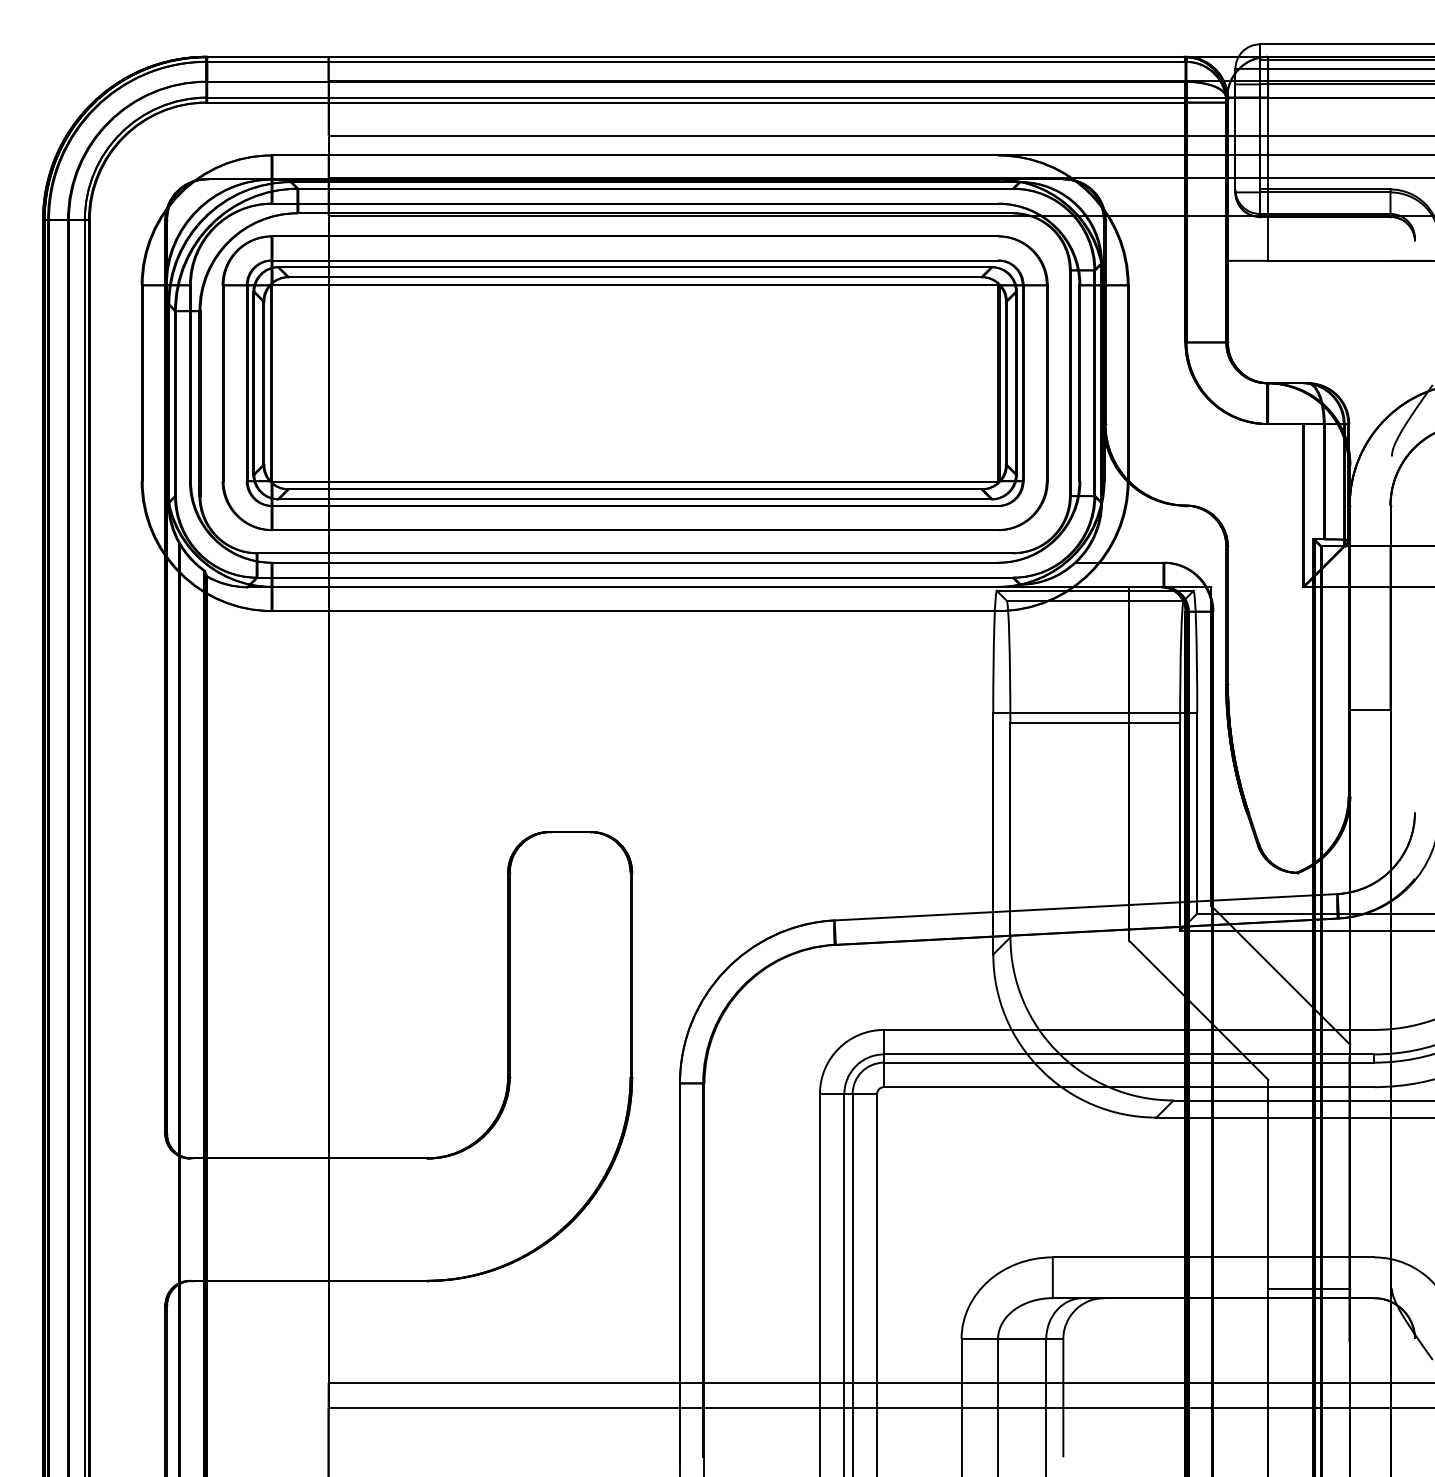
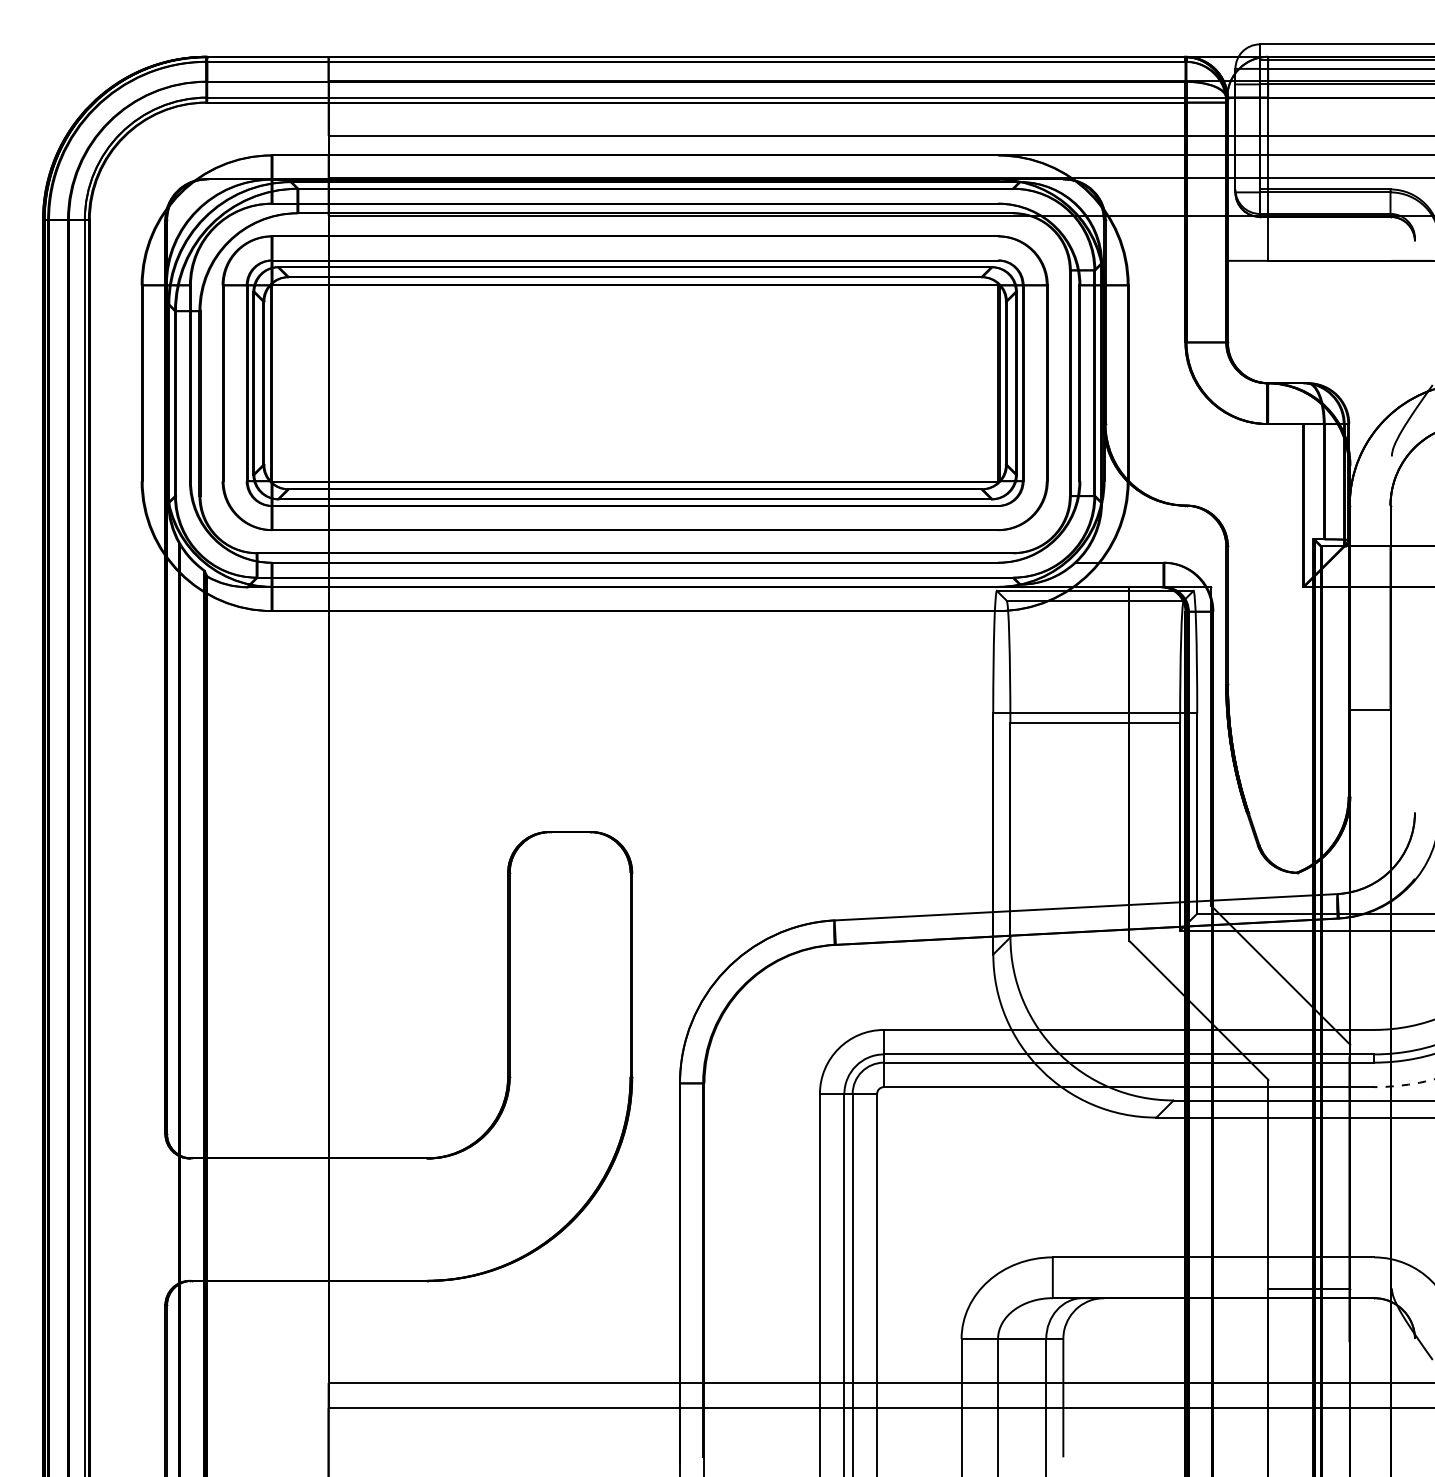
arc: solid -> dashed (1404, 1085)
